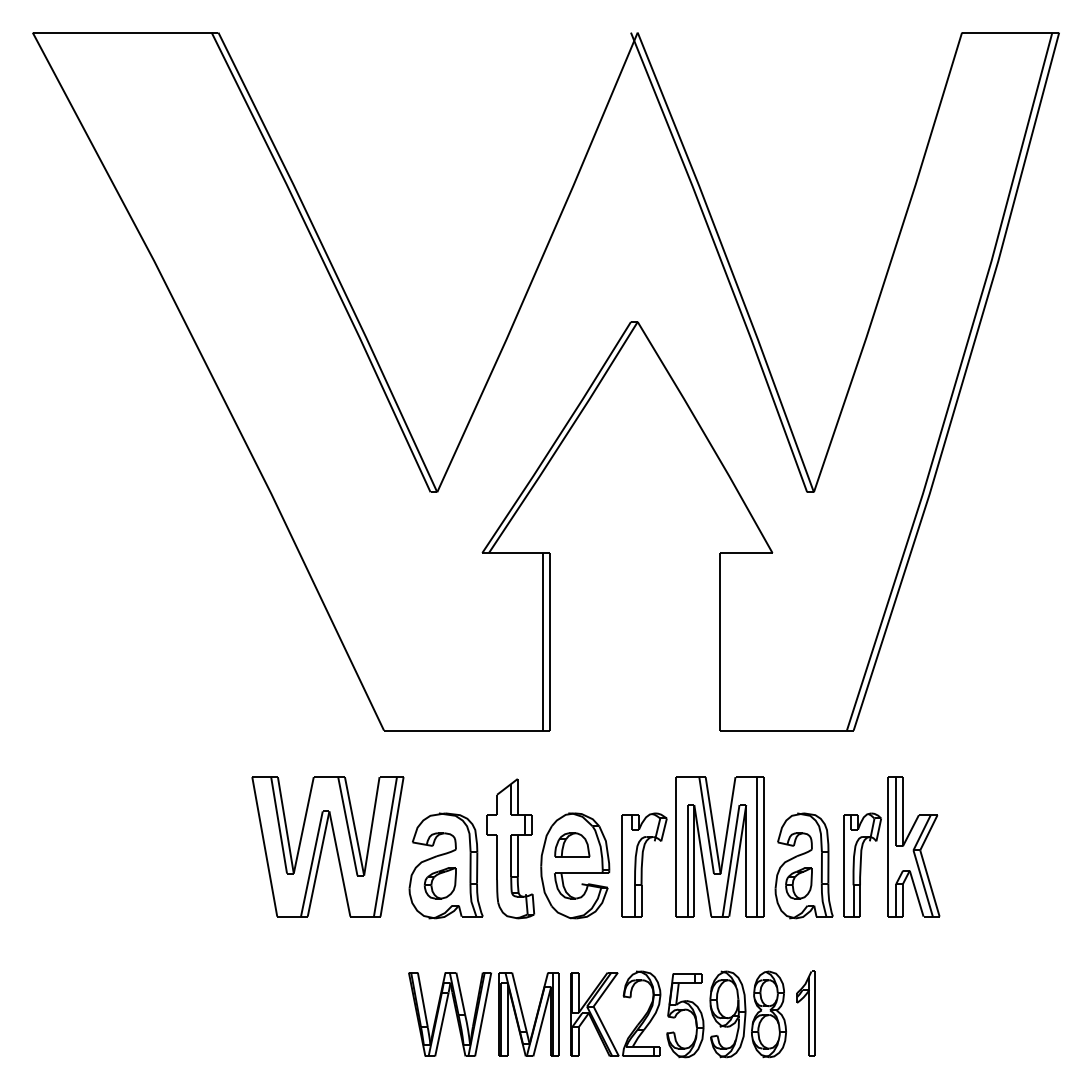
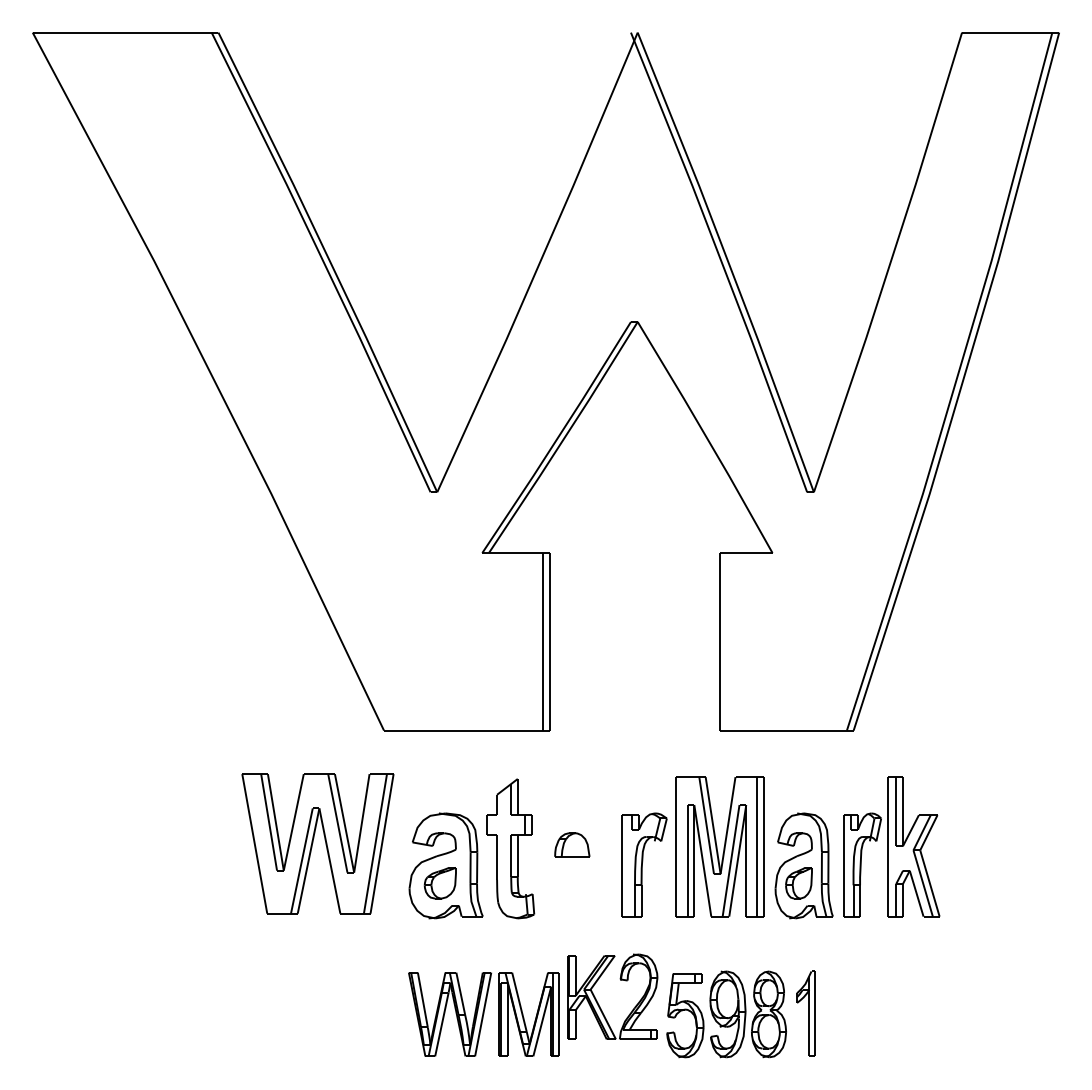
part position: (327, 846) -> (317, 843) (317, 843)
part: present -> none (575, 865)
part position: (601, 1019) -> (598, 1002) (598, 1002)
